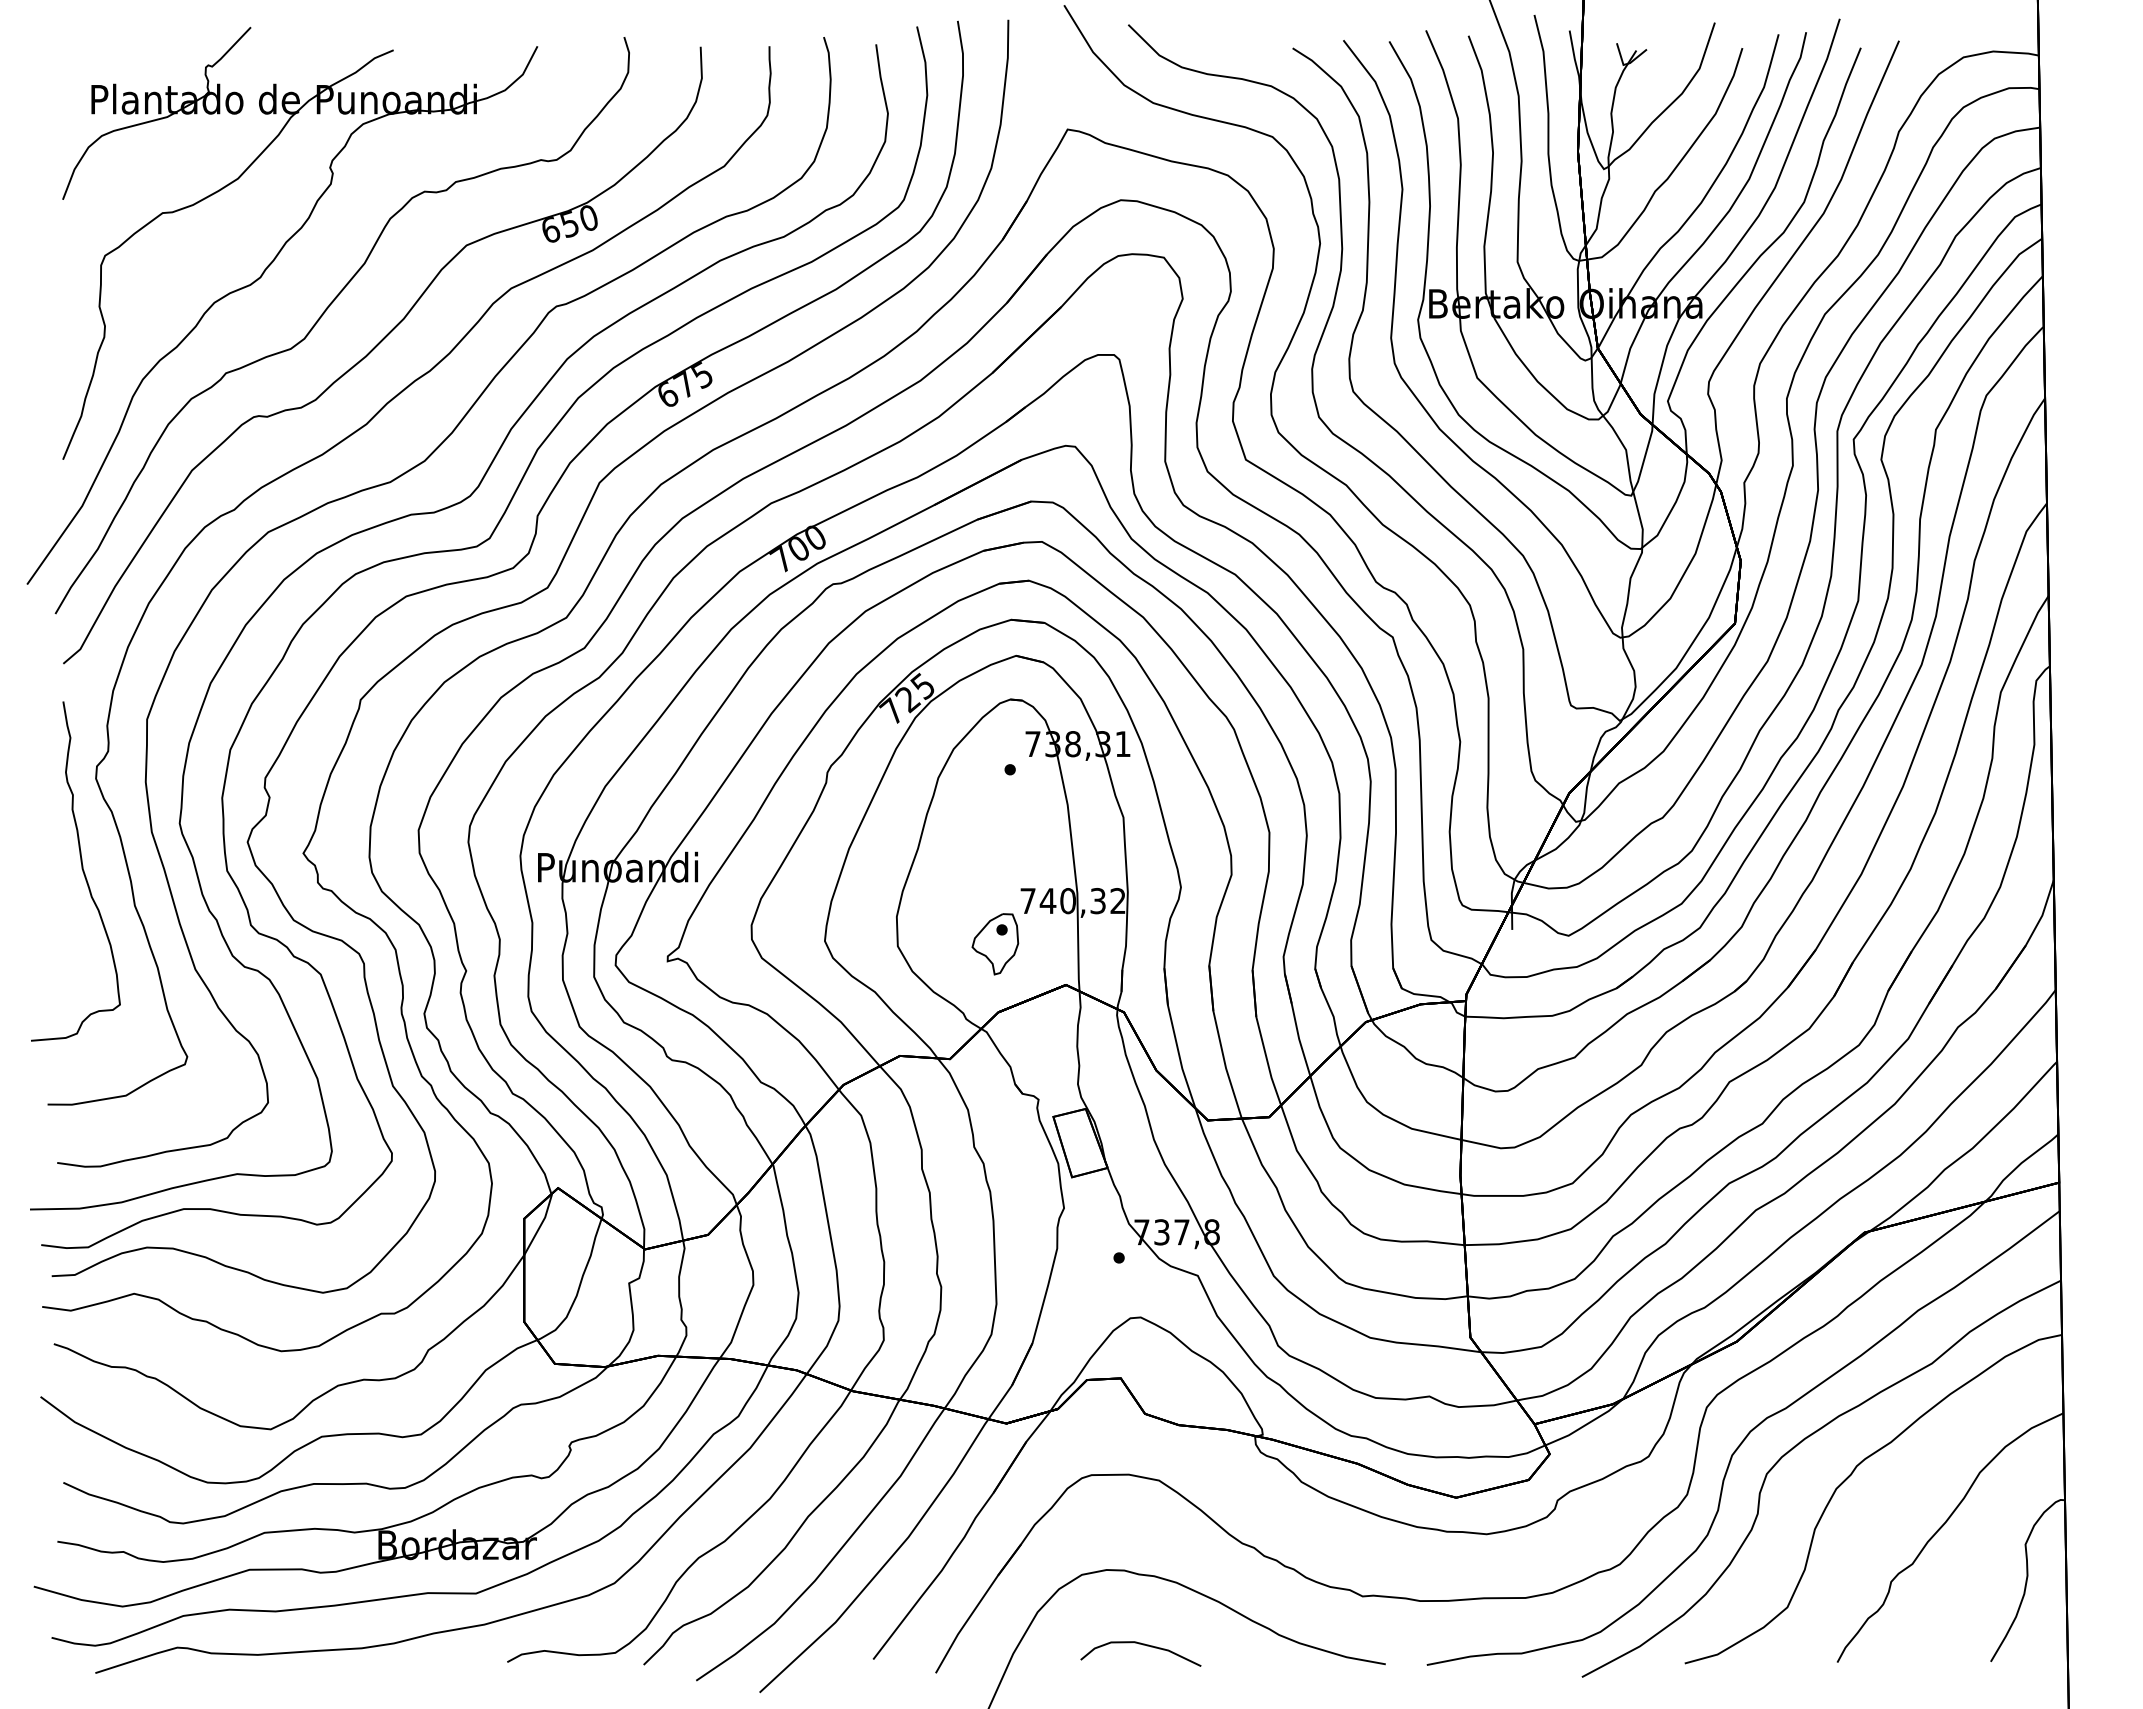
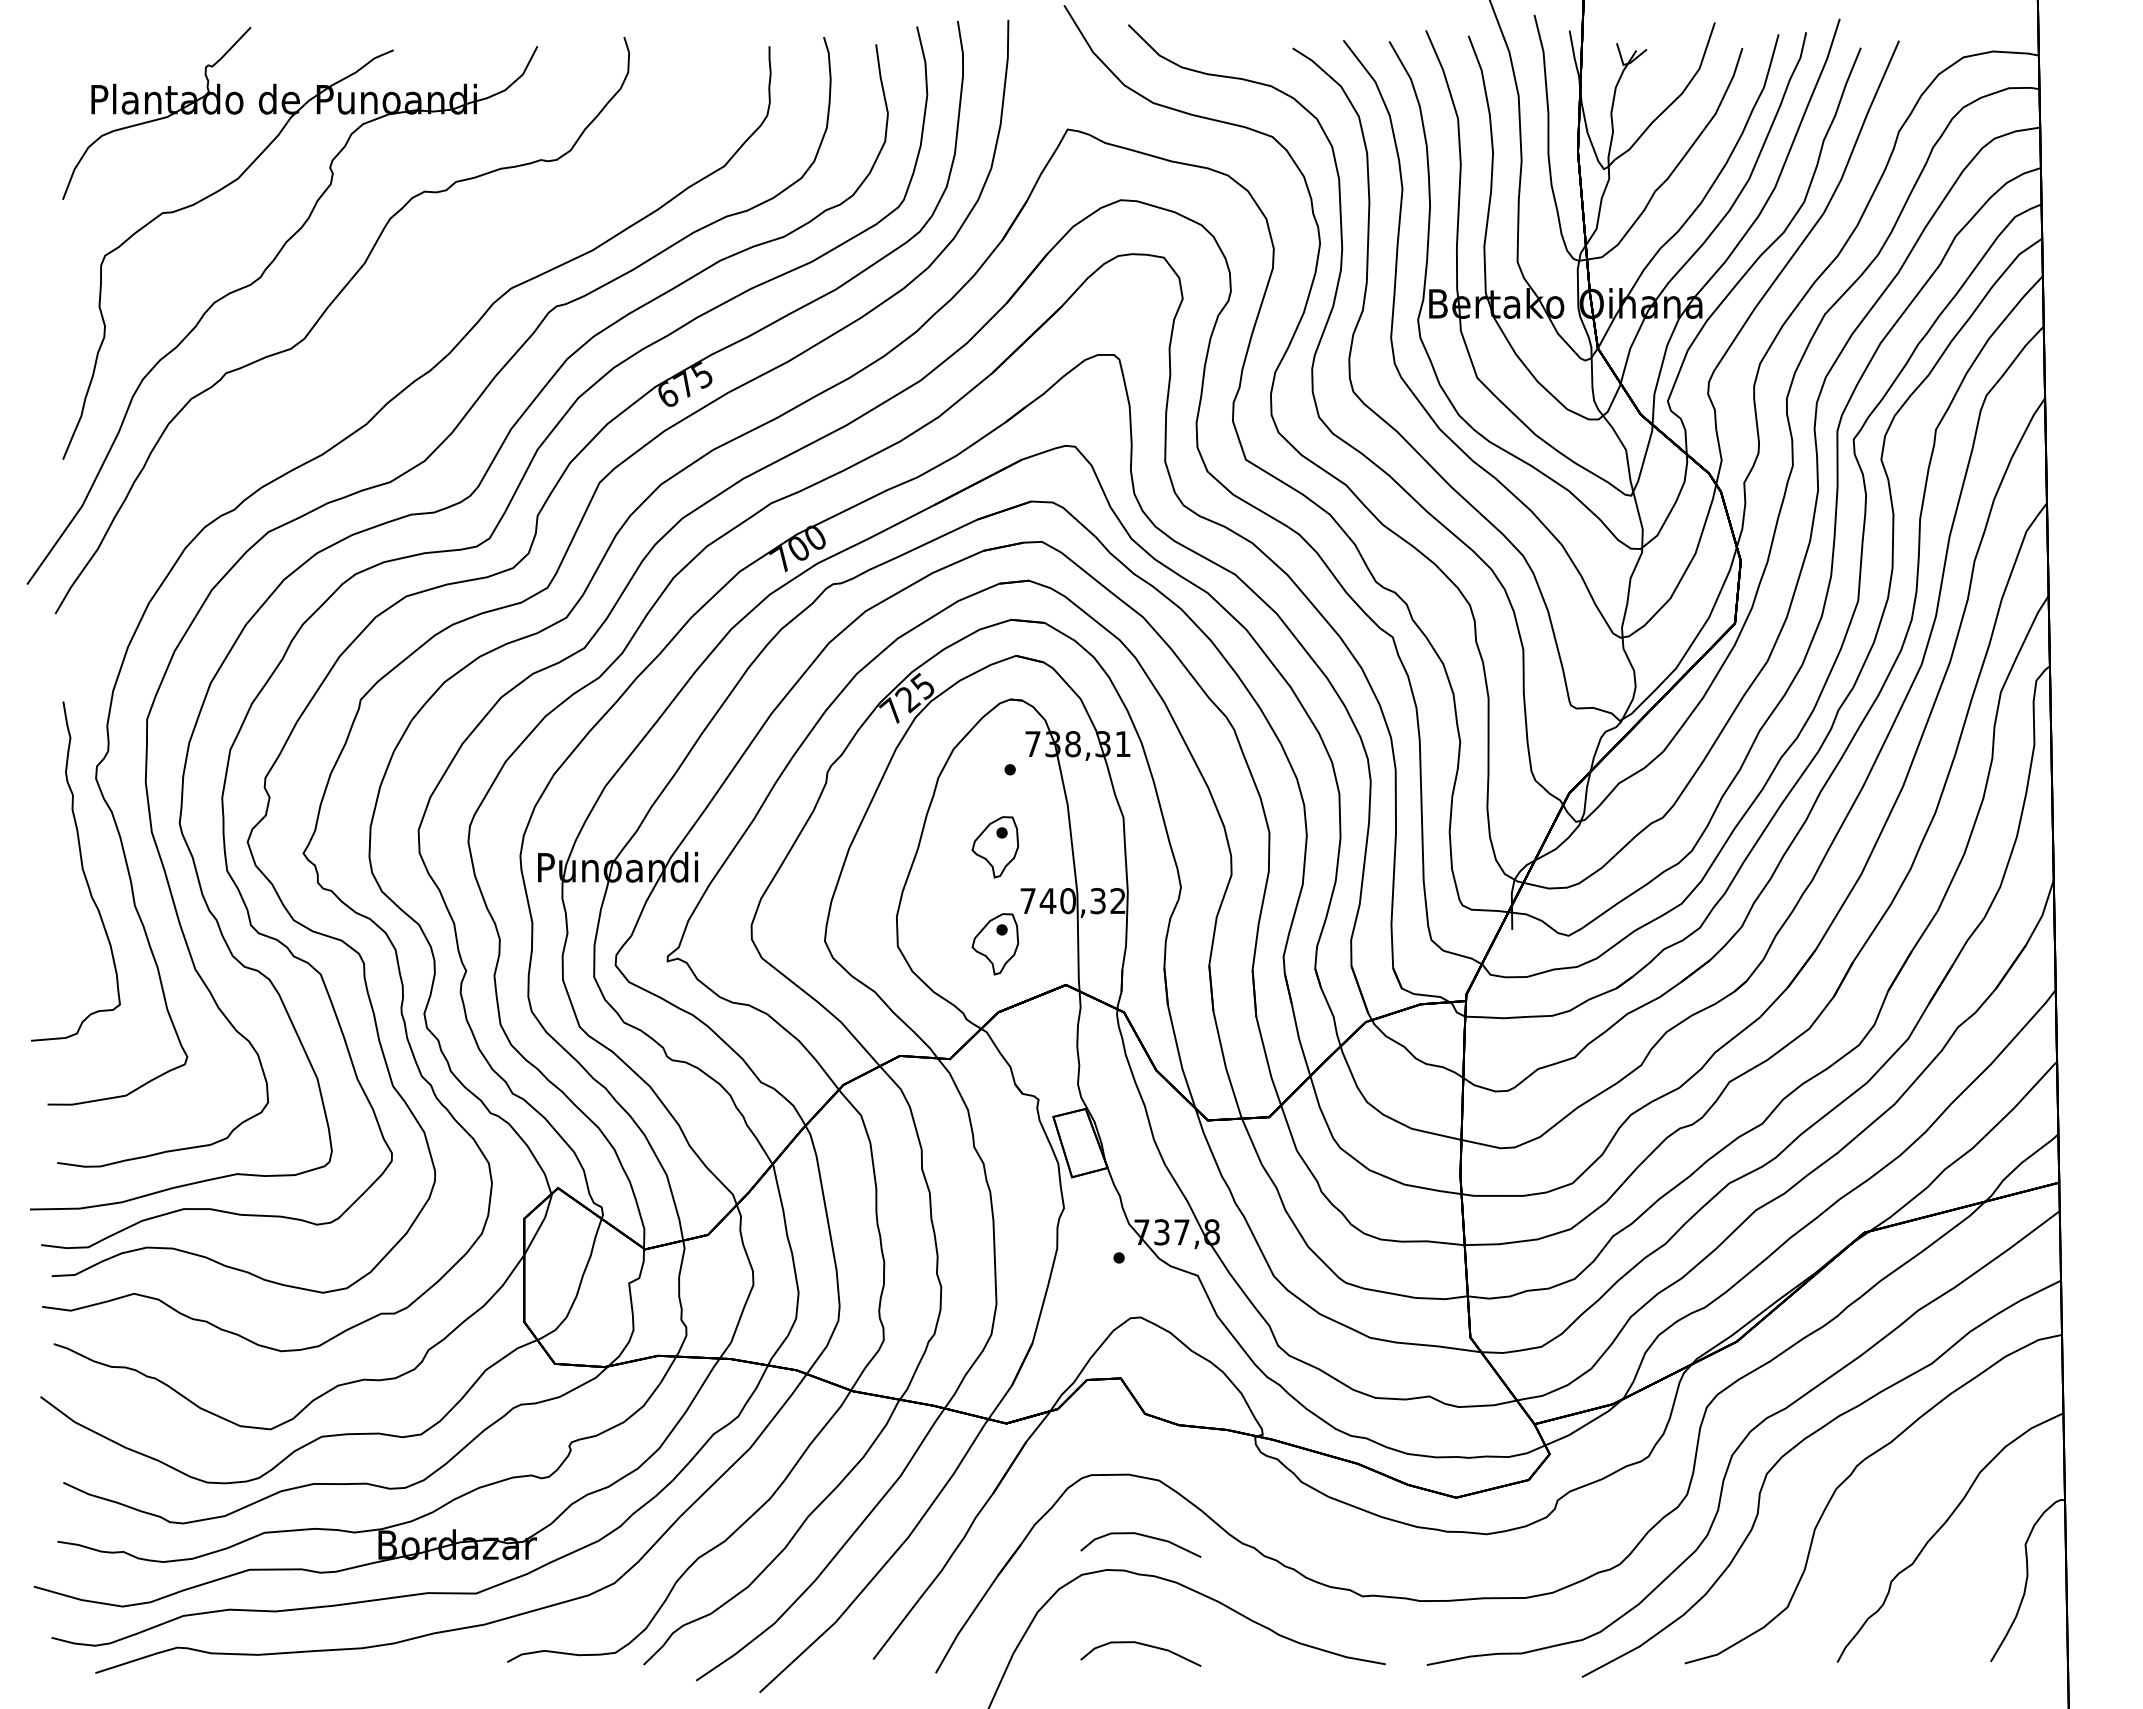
part: present -> none (375, 348)
part: none -> present (995, 847)
curve: none -> present (1142, 1536)
